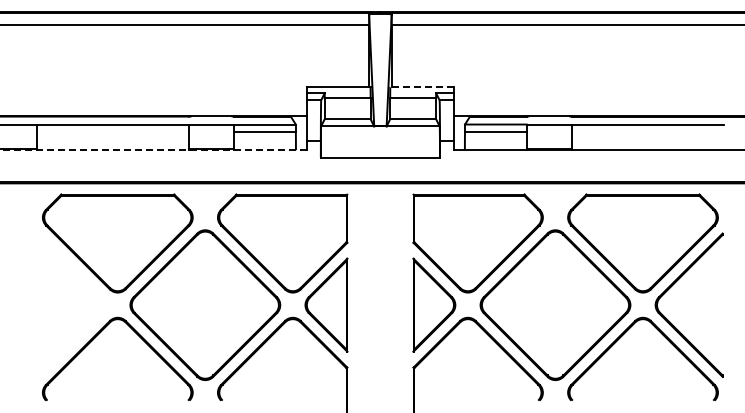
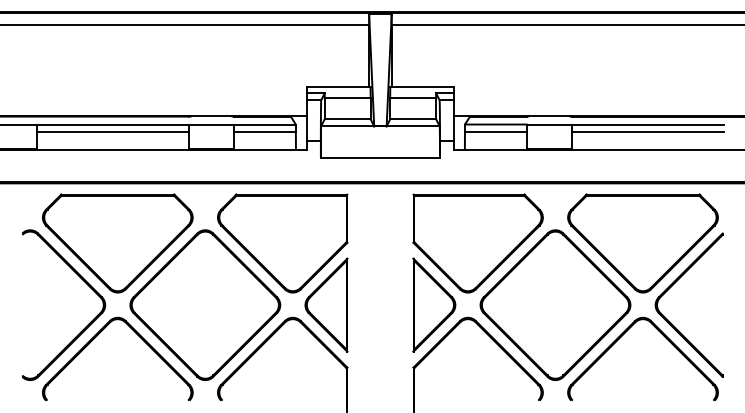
line: dashed -> solid (421, 87)
line: none -> present (113, 132)
line: none -> present (647, 132)
line: dashed -> solid (153, 150)
part: none -> present (85, 283)
